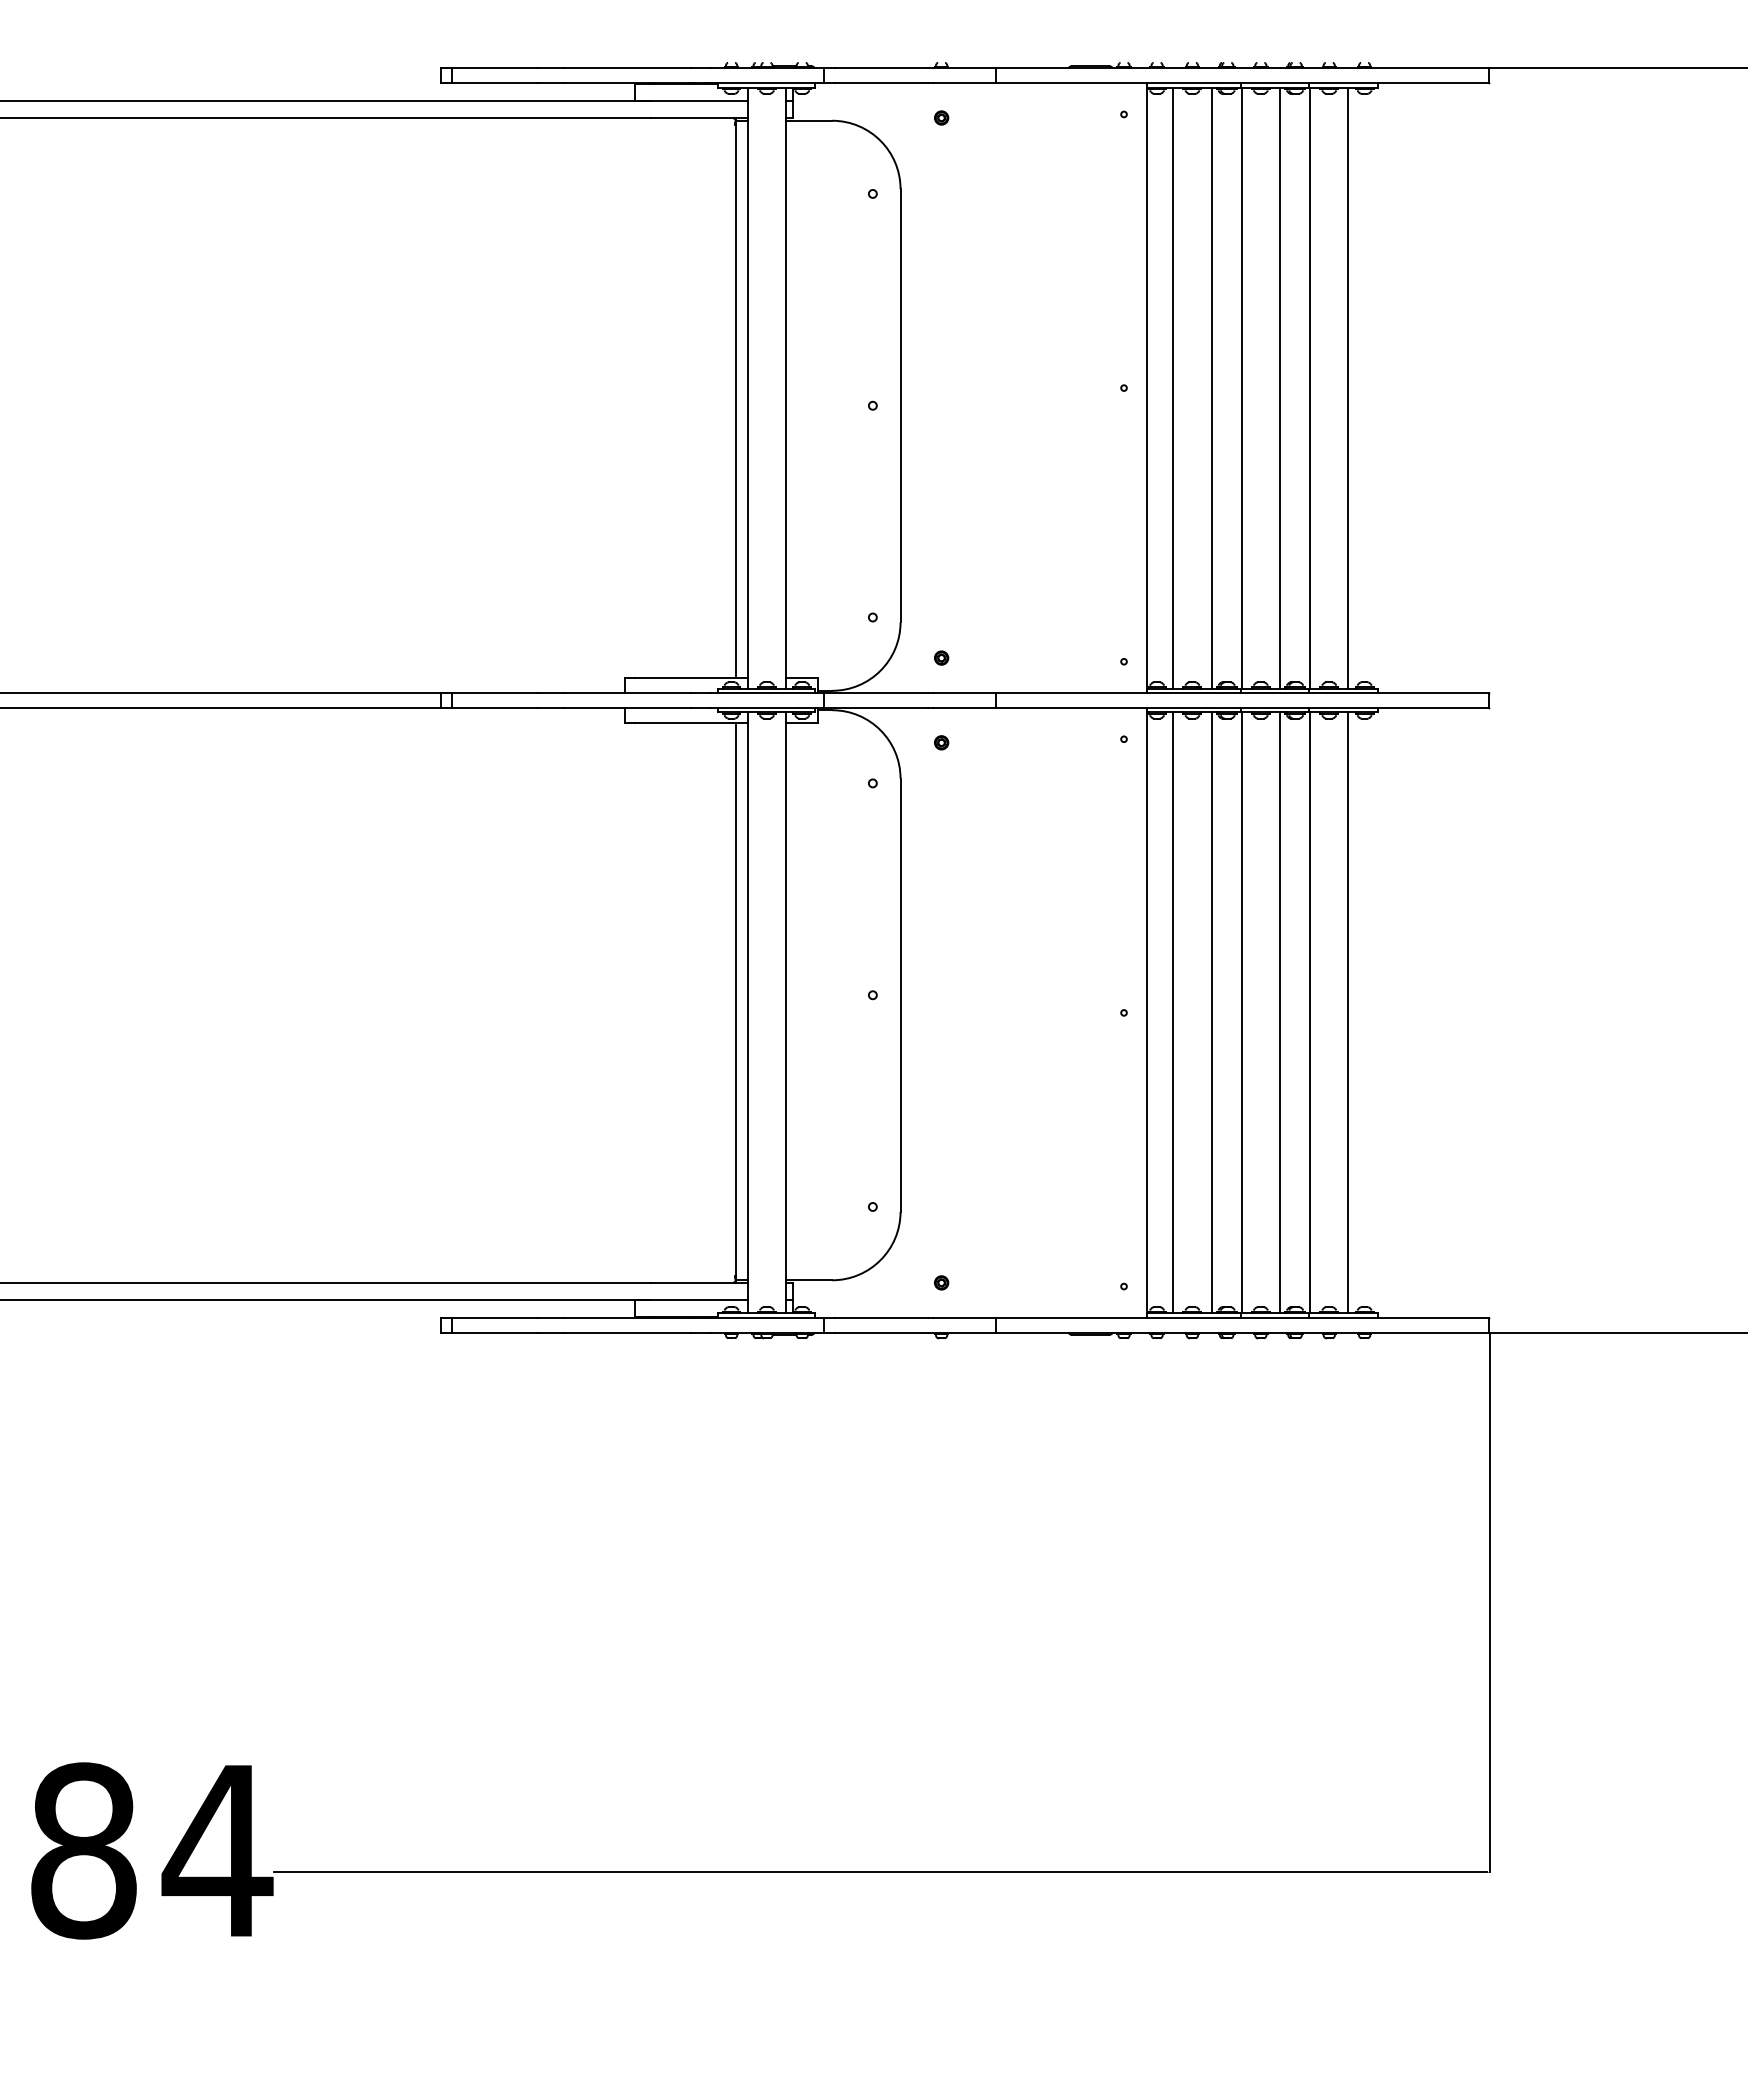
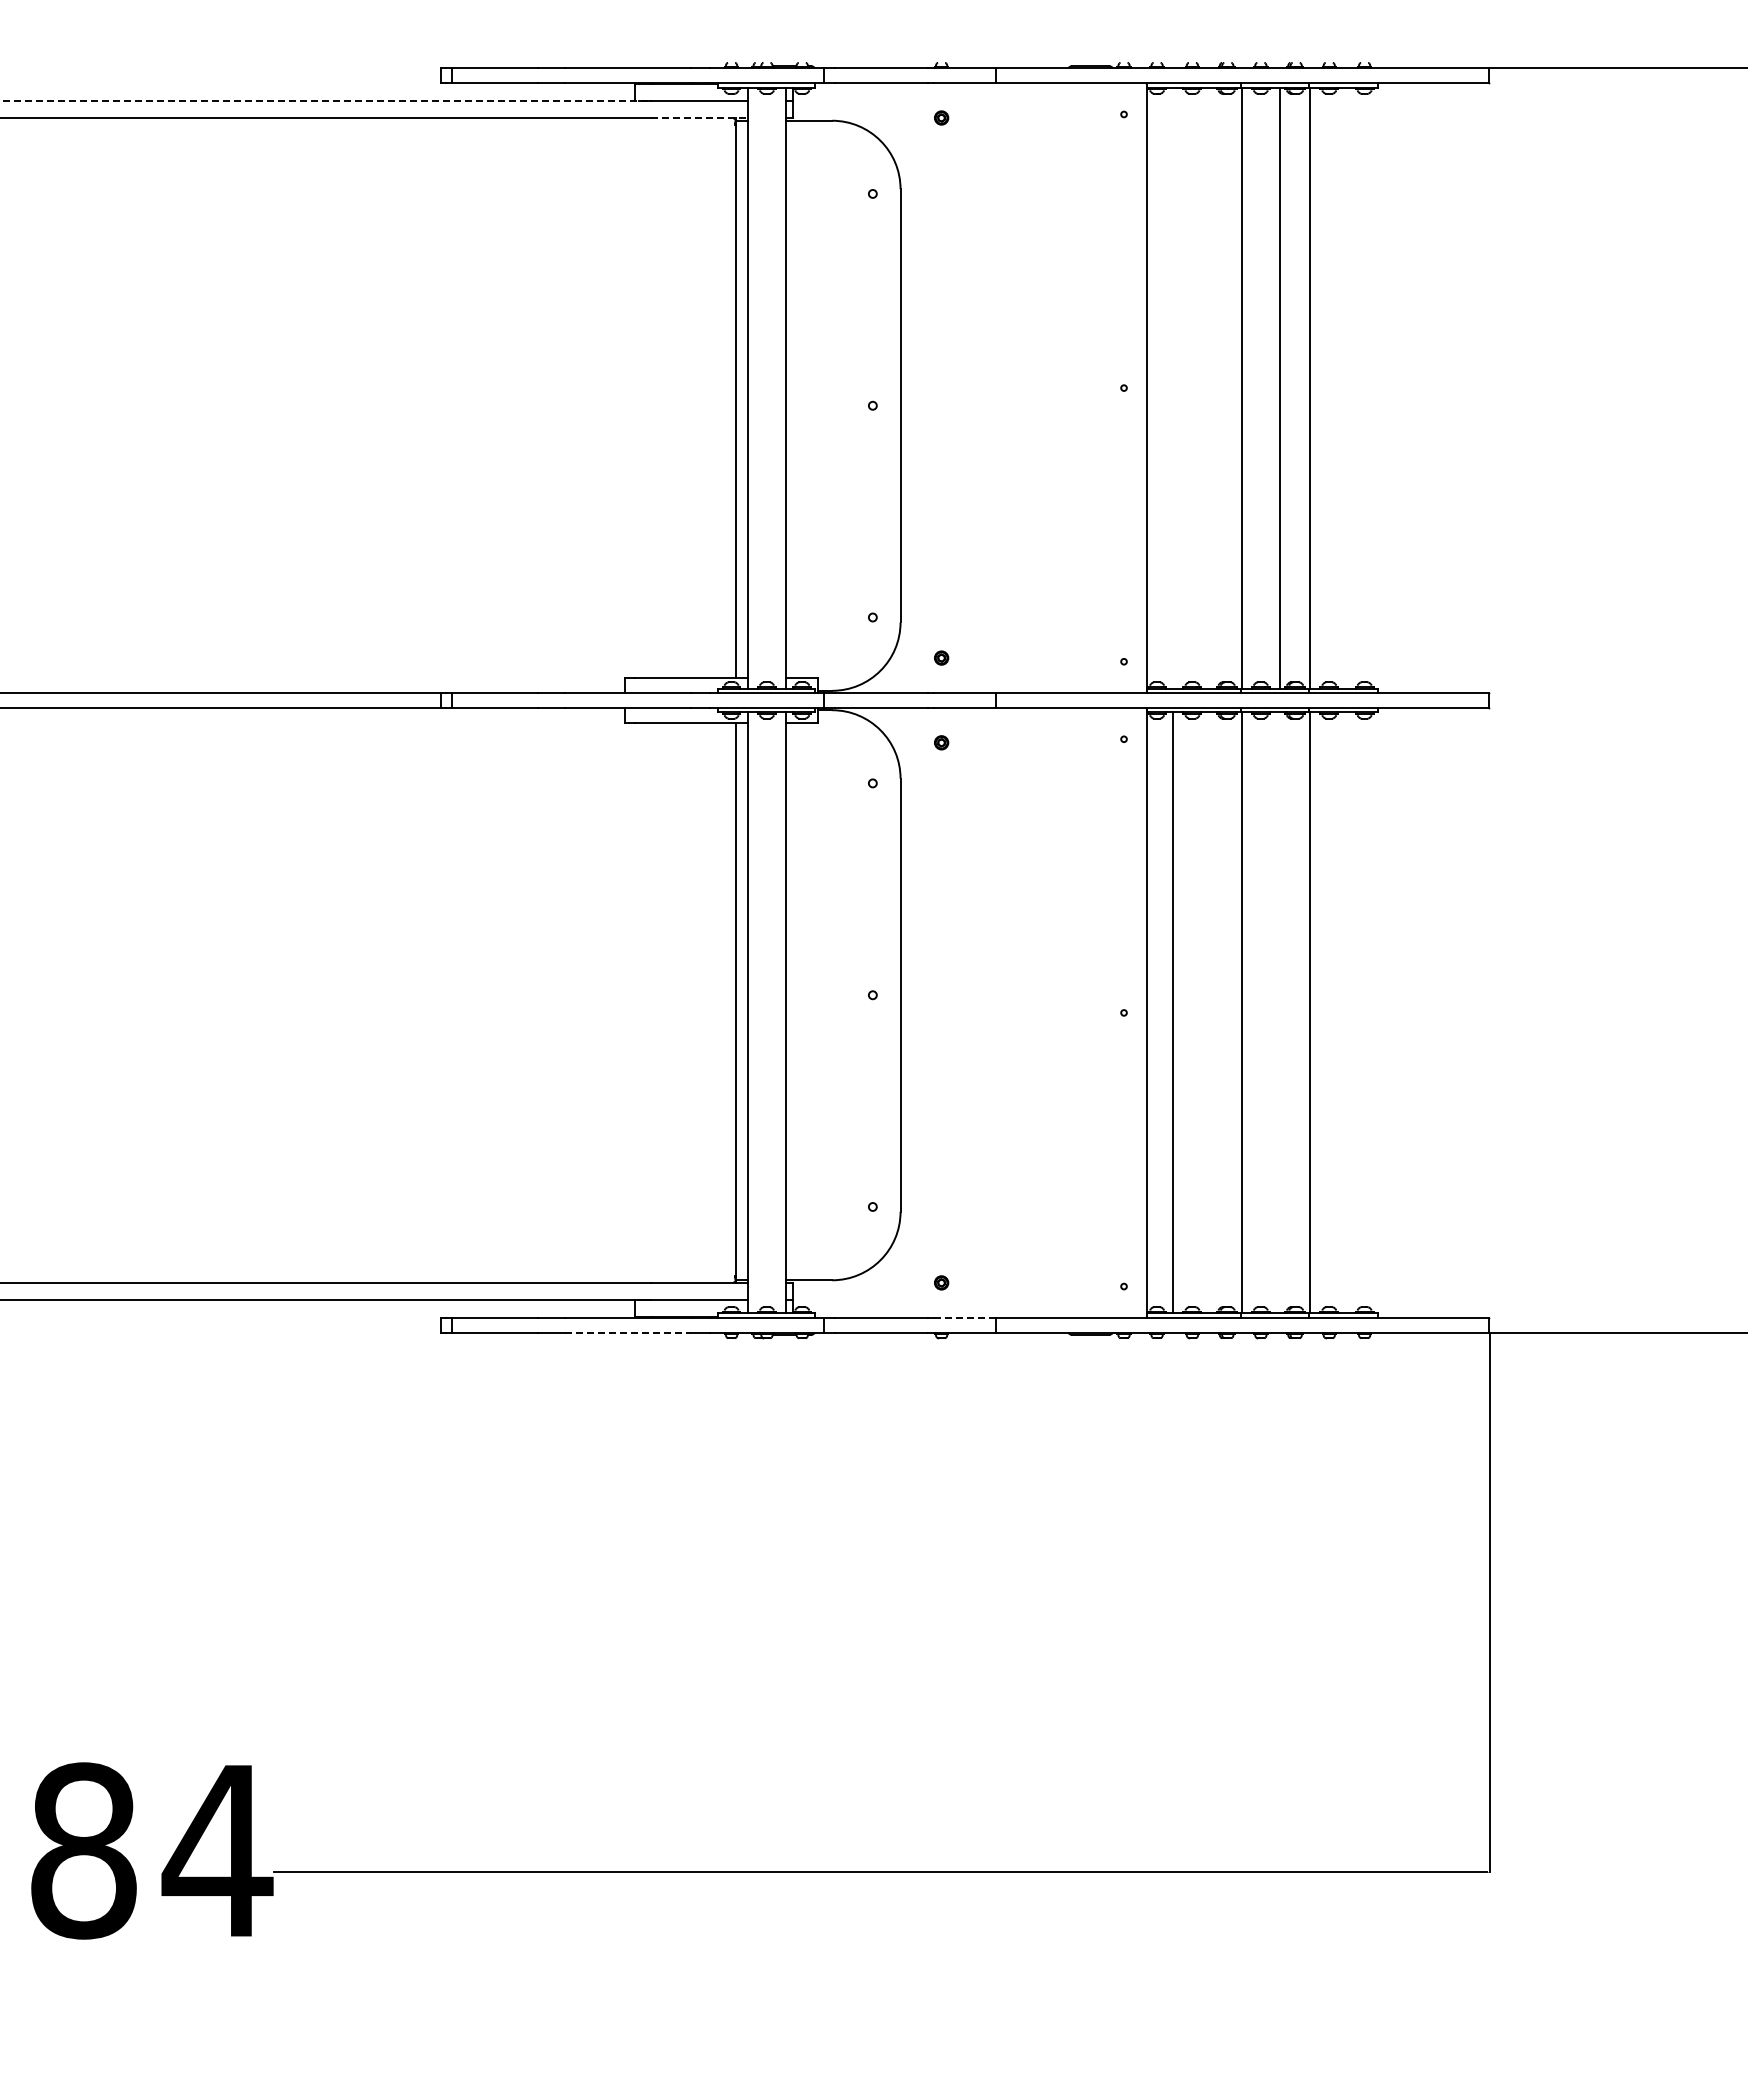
line: solid -> dashed (326, 101)
line: solid -> dashed (699, 118)
line: present -> none (1173, 387)
line: present -> none (1211, 387)
line: present -> none (1348, 387)
line: present -> none (1211, 1012)
line: present -> none (1280, 1012)
line: present -> none (1348, 1012)
line: solid -> dashed (965, 1317)
line: solid -> dashed (628, 1332)
